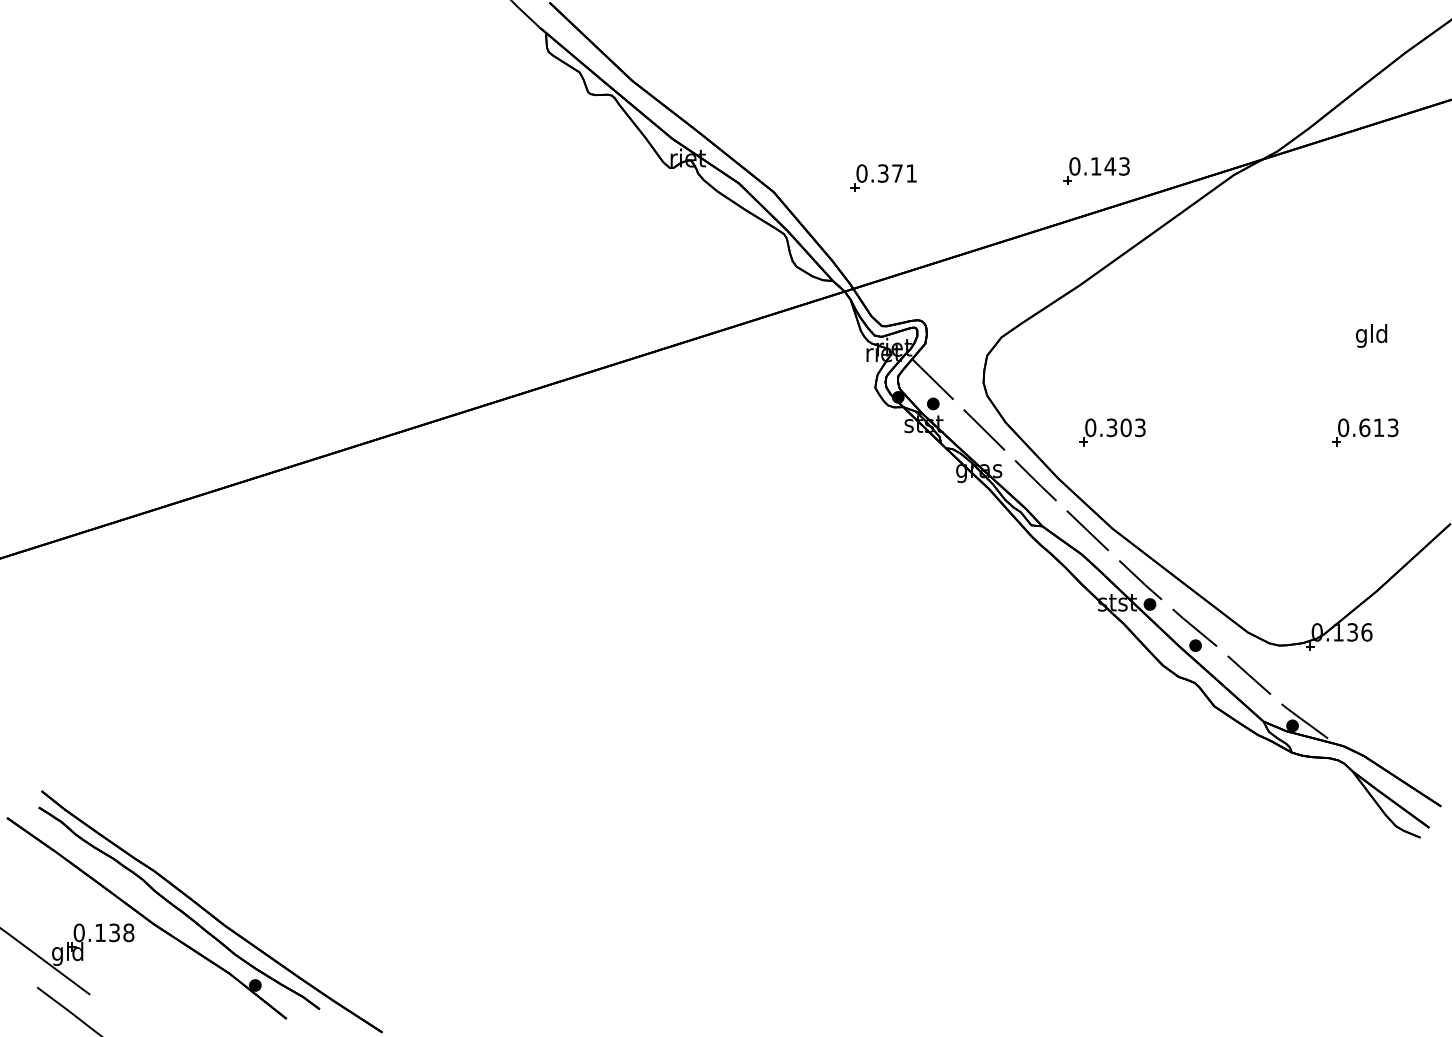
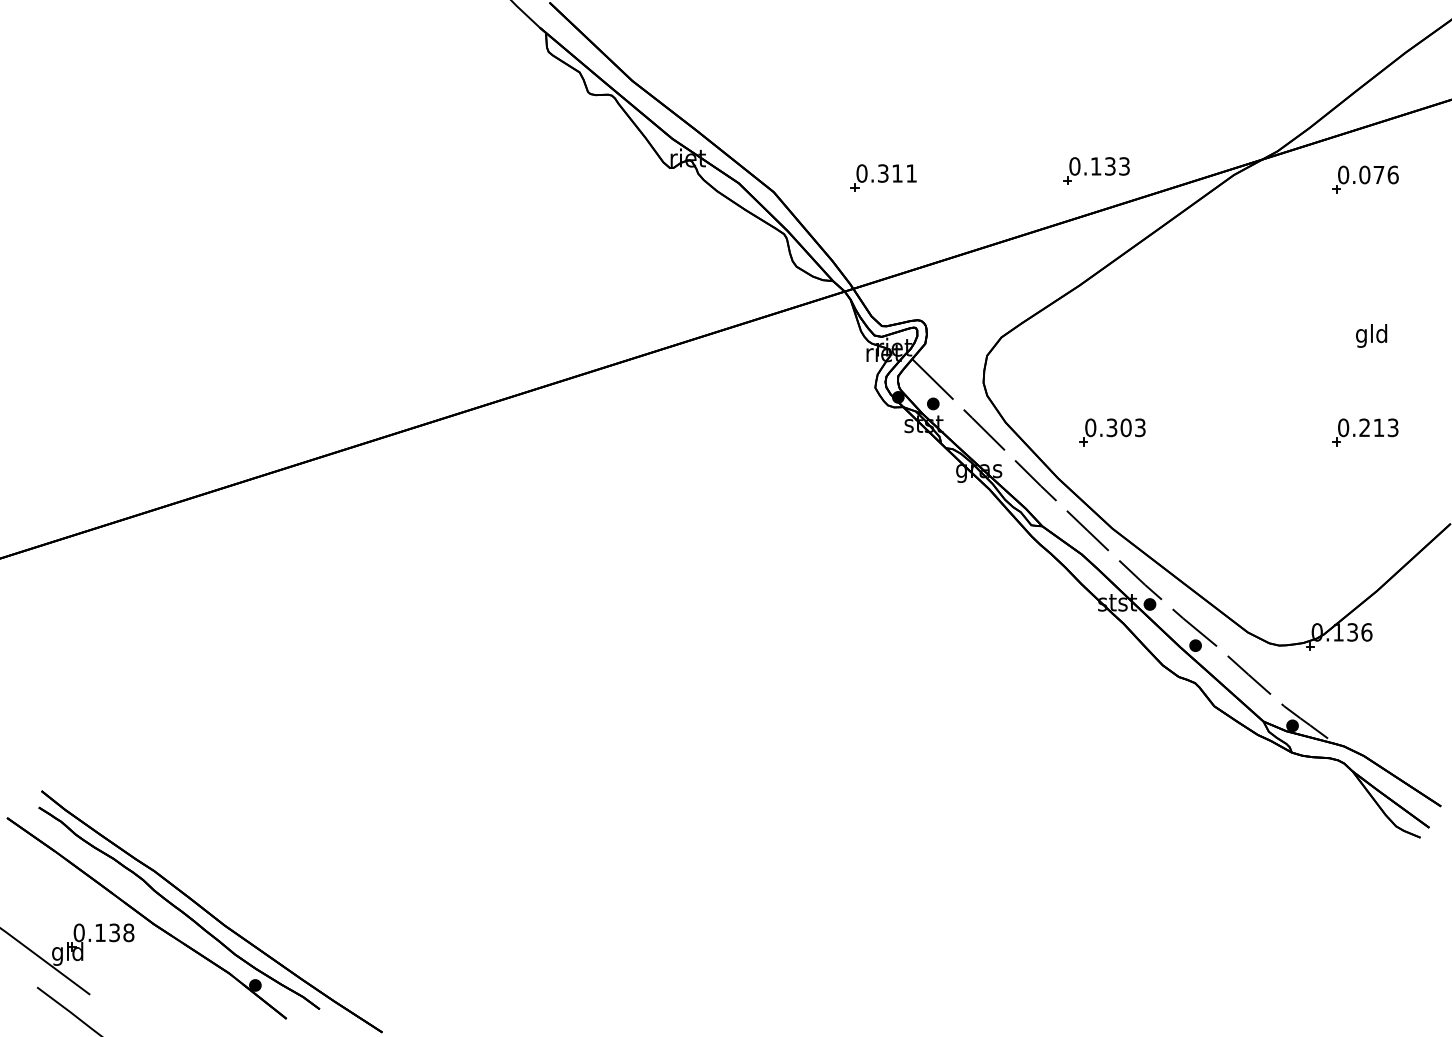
text: 0.143 -> 0.133 (1110, 166)
text: 0.371 -> 0.311 (897, 173)
part: none -> present (1365, 179)
text: 0.613 -> 0.213 (1364, 427)
